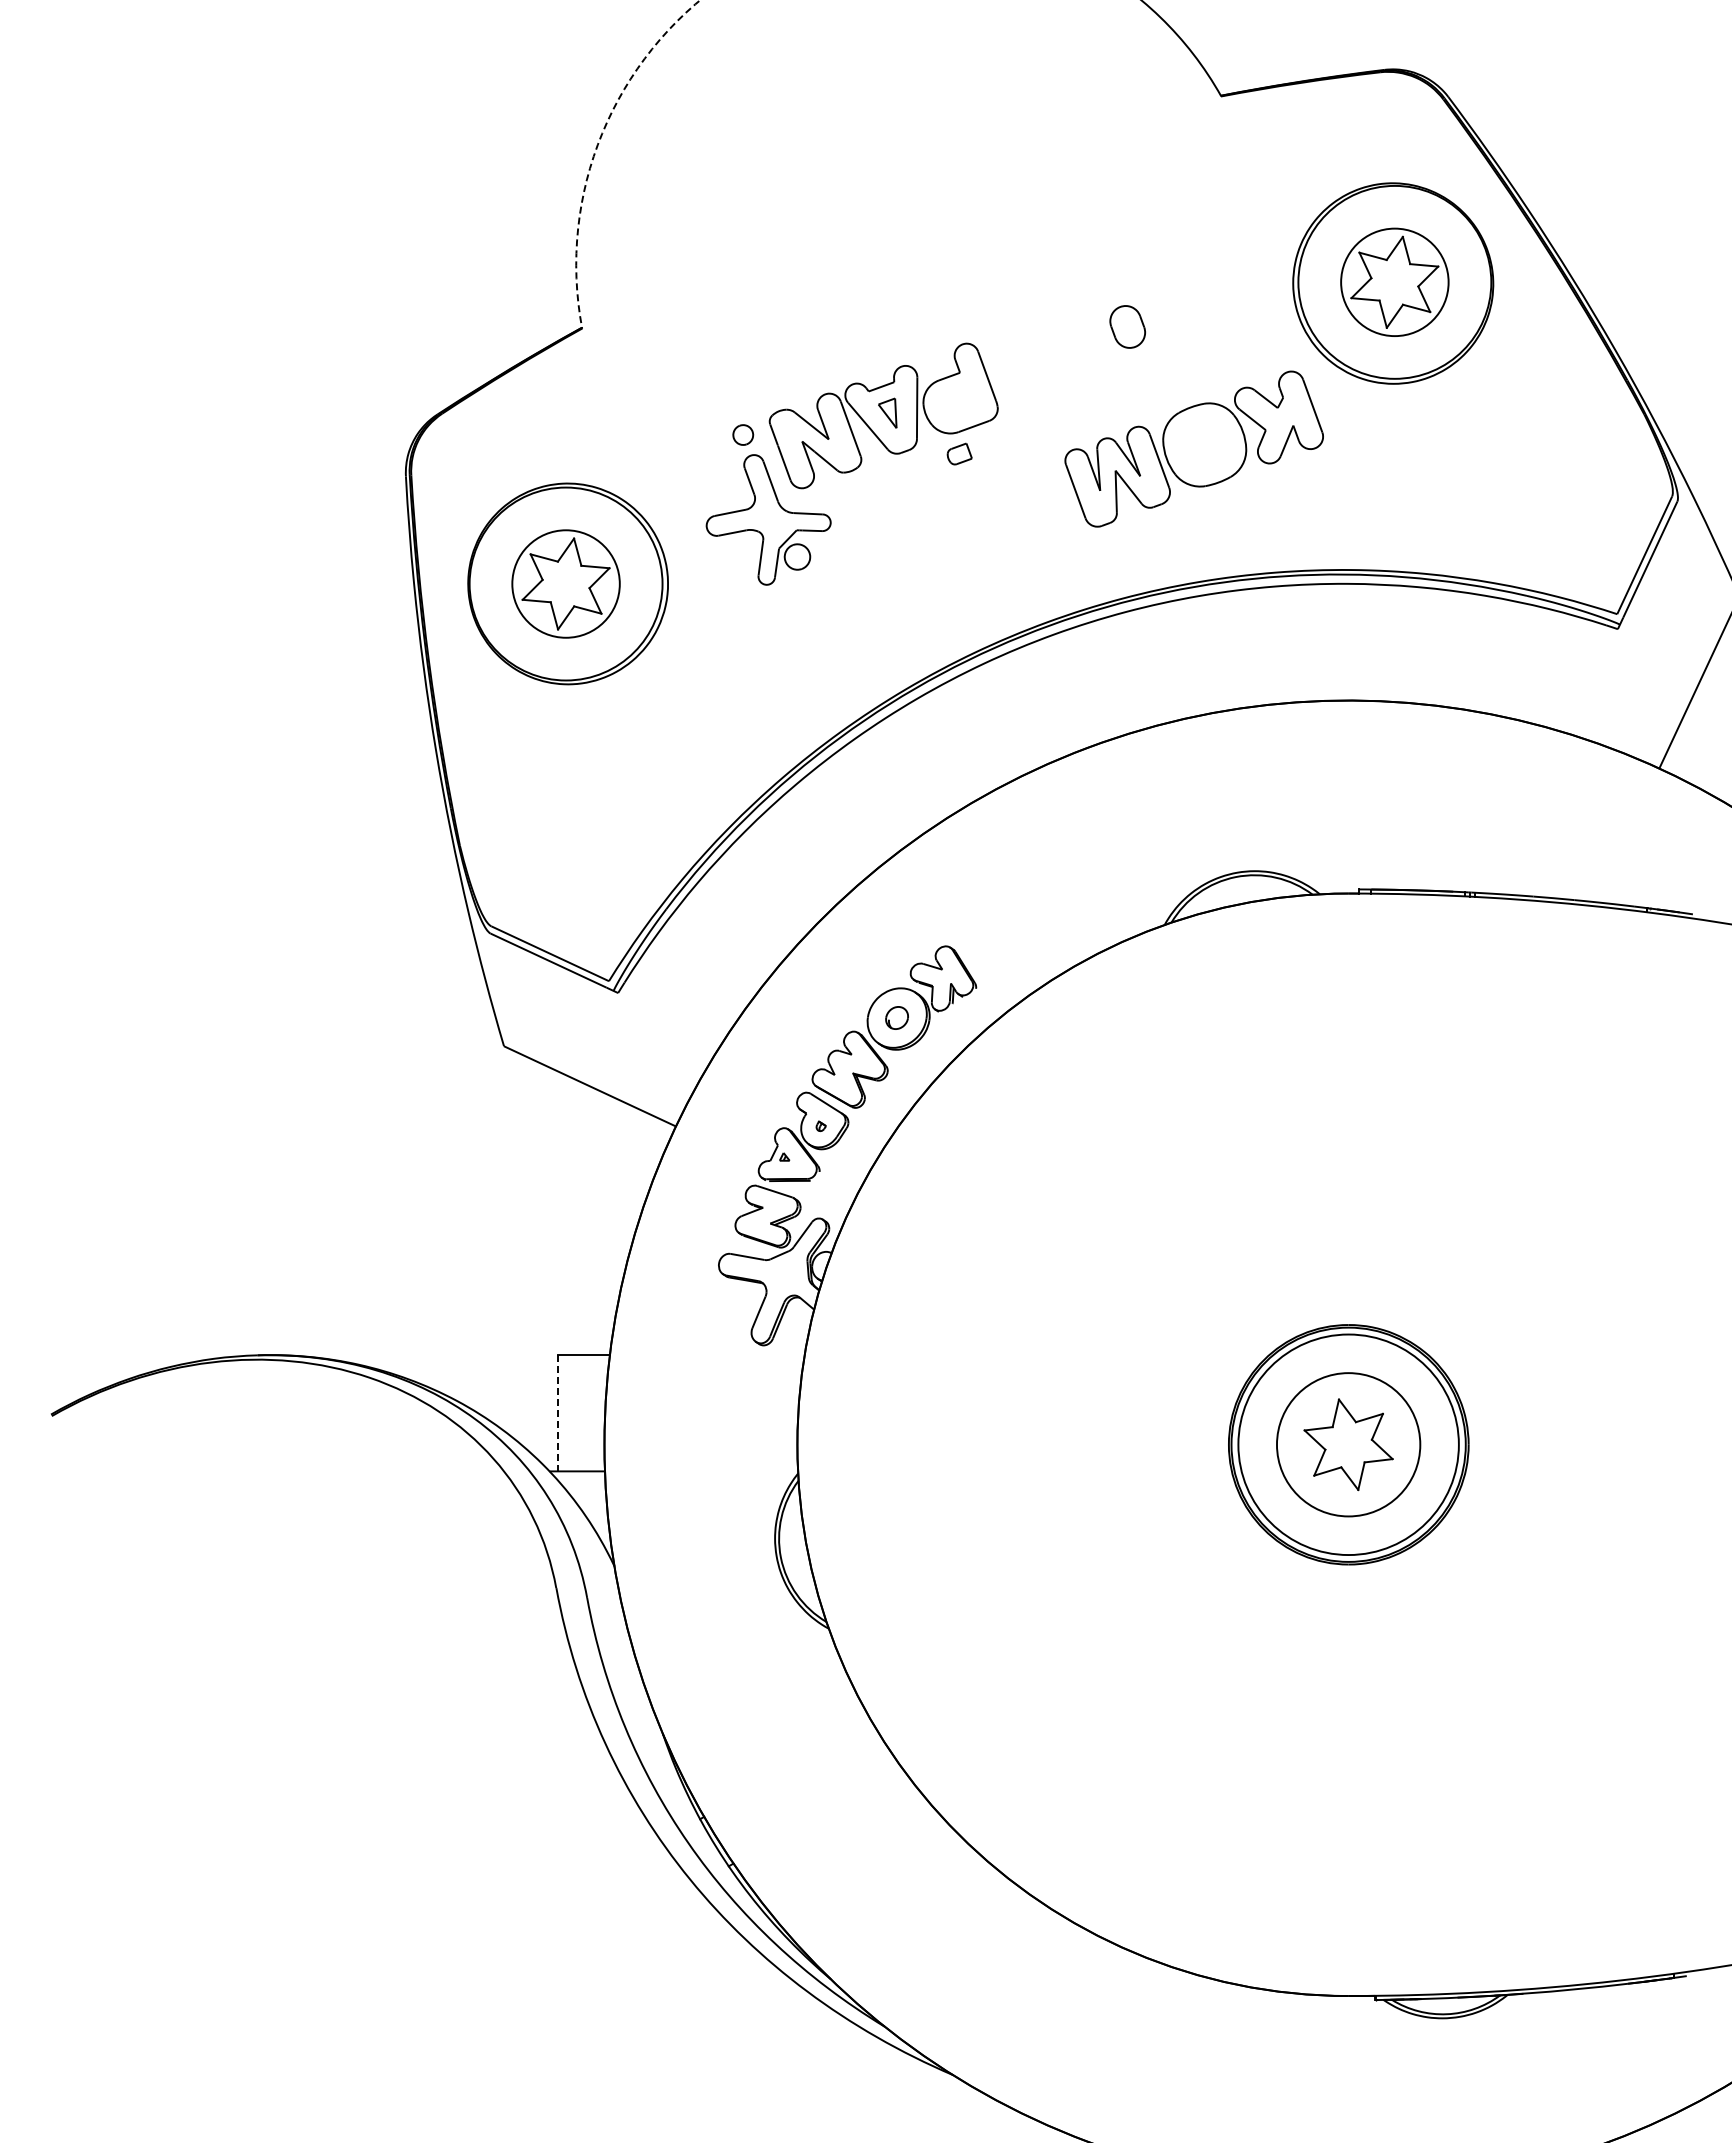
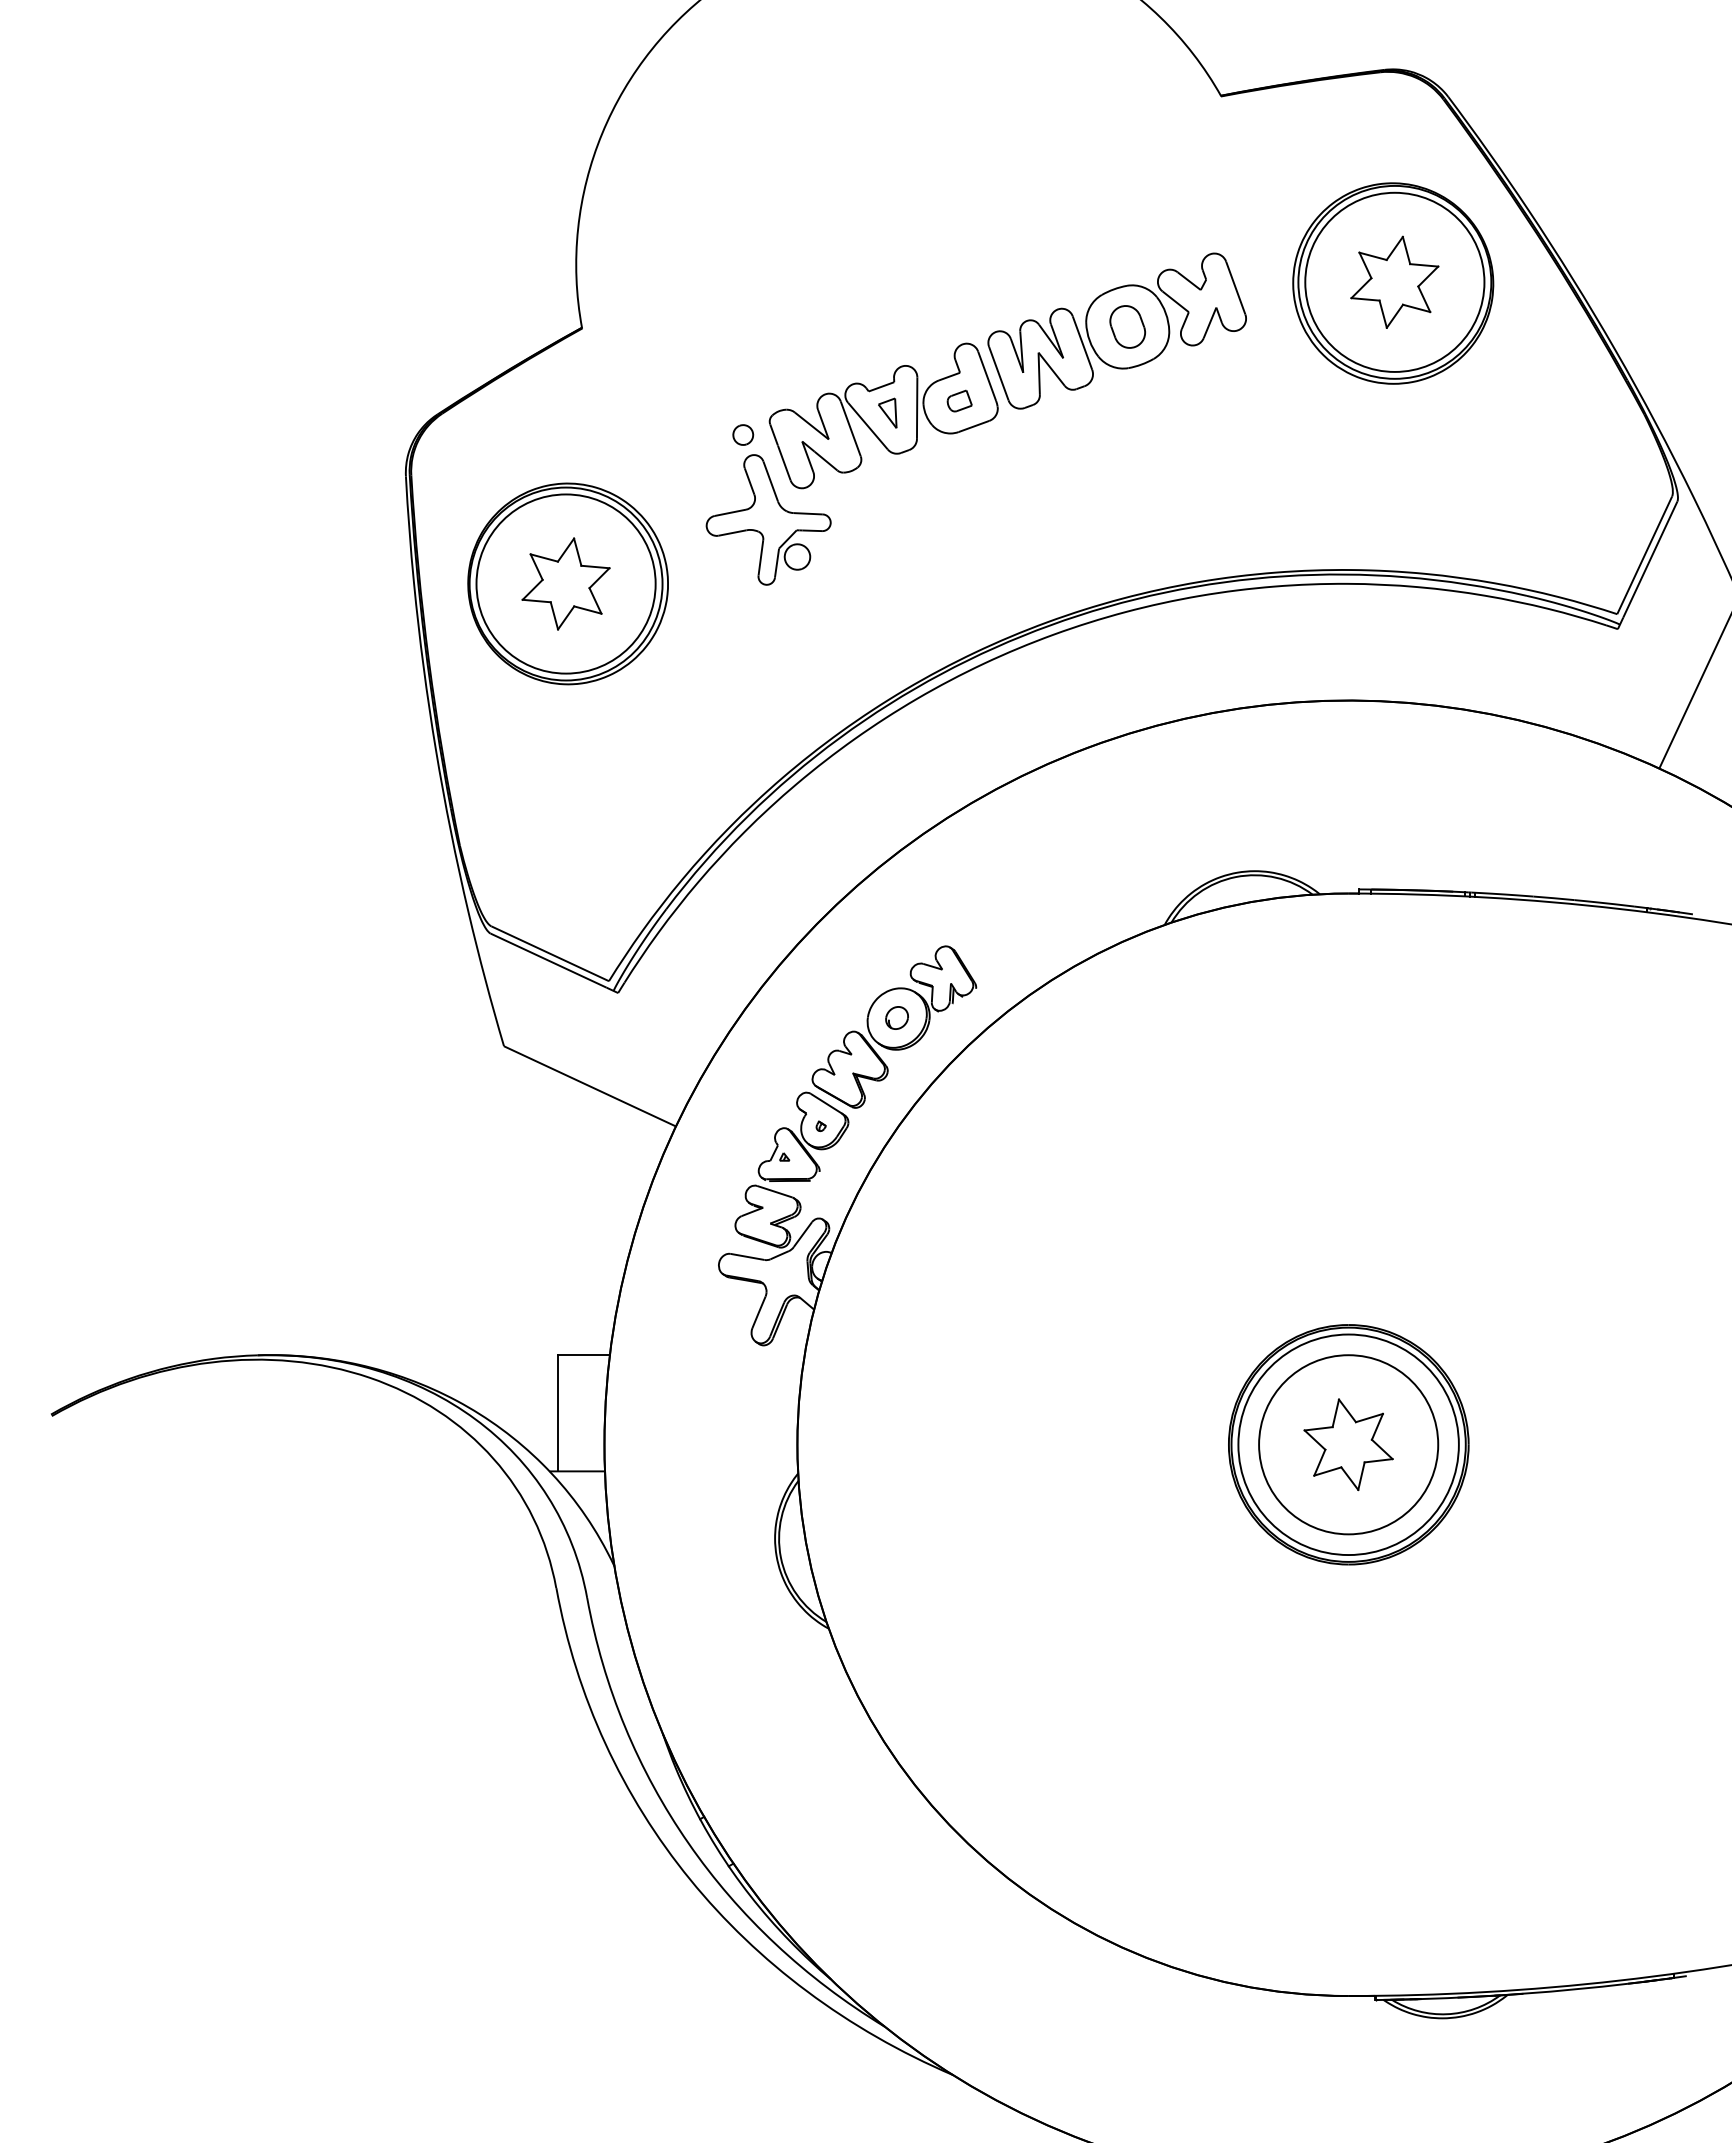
arc: dashed -> solid (596, 147)
circle diameter: 107 px -> 179 px (1394, 281)
part position: (1193, 448) -> (1116, 330) (1116, 330)
part position: (959, 453) -> (959, 400) (959, 400)
circle diameter: 107 px -> 179 px (565, 583)
line: dashed -> solid (557, 1413)
circle diameter: 143 px -> 179 px (1348, 1444)
